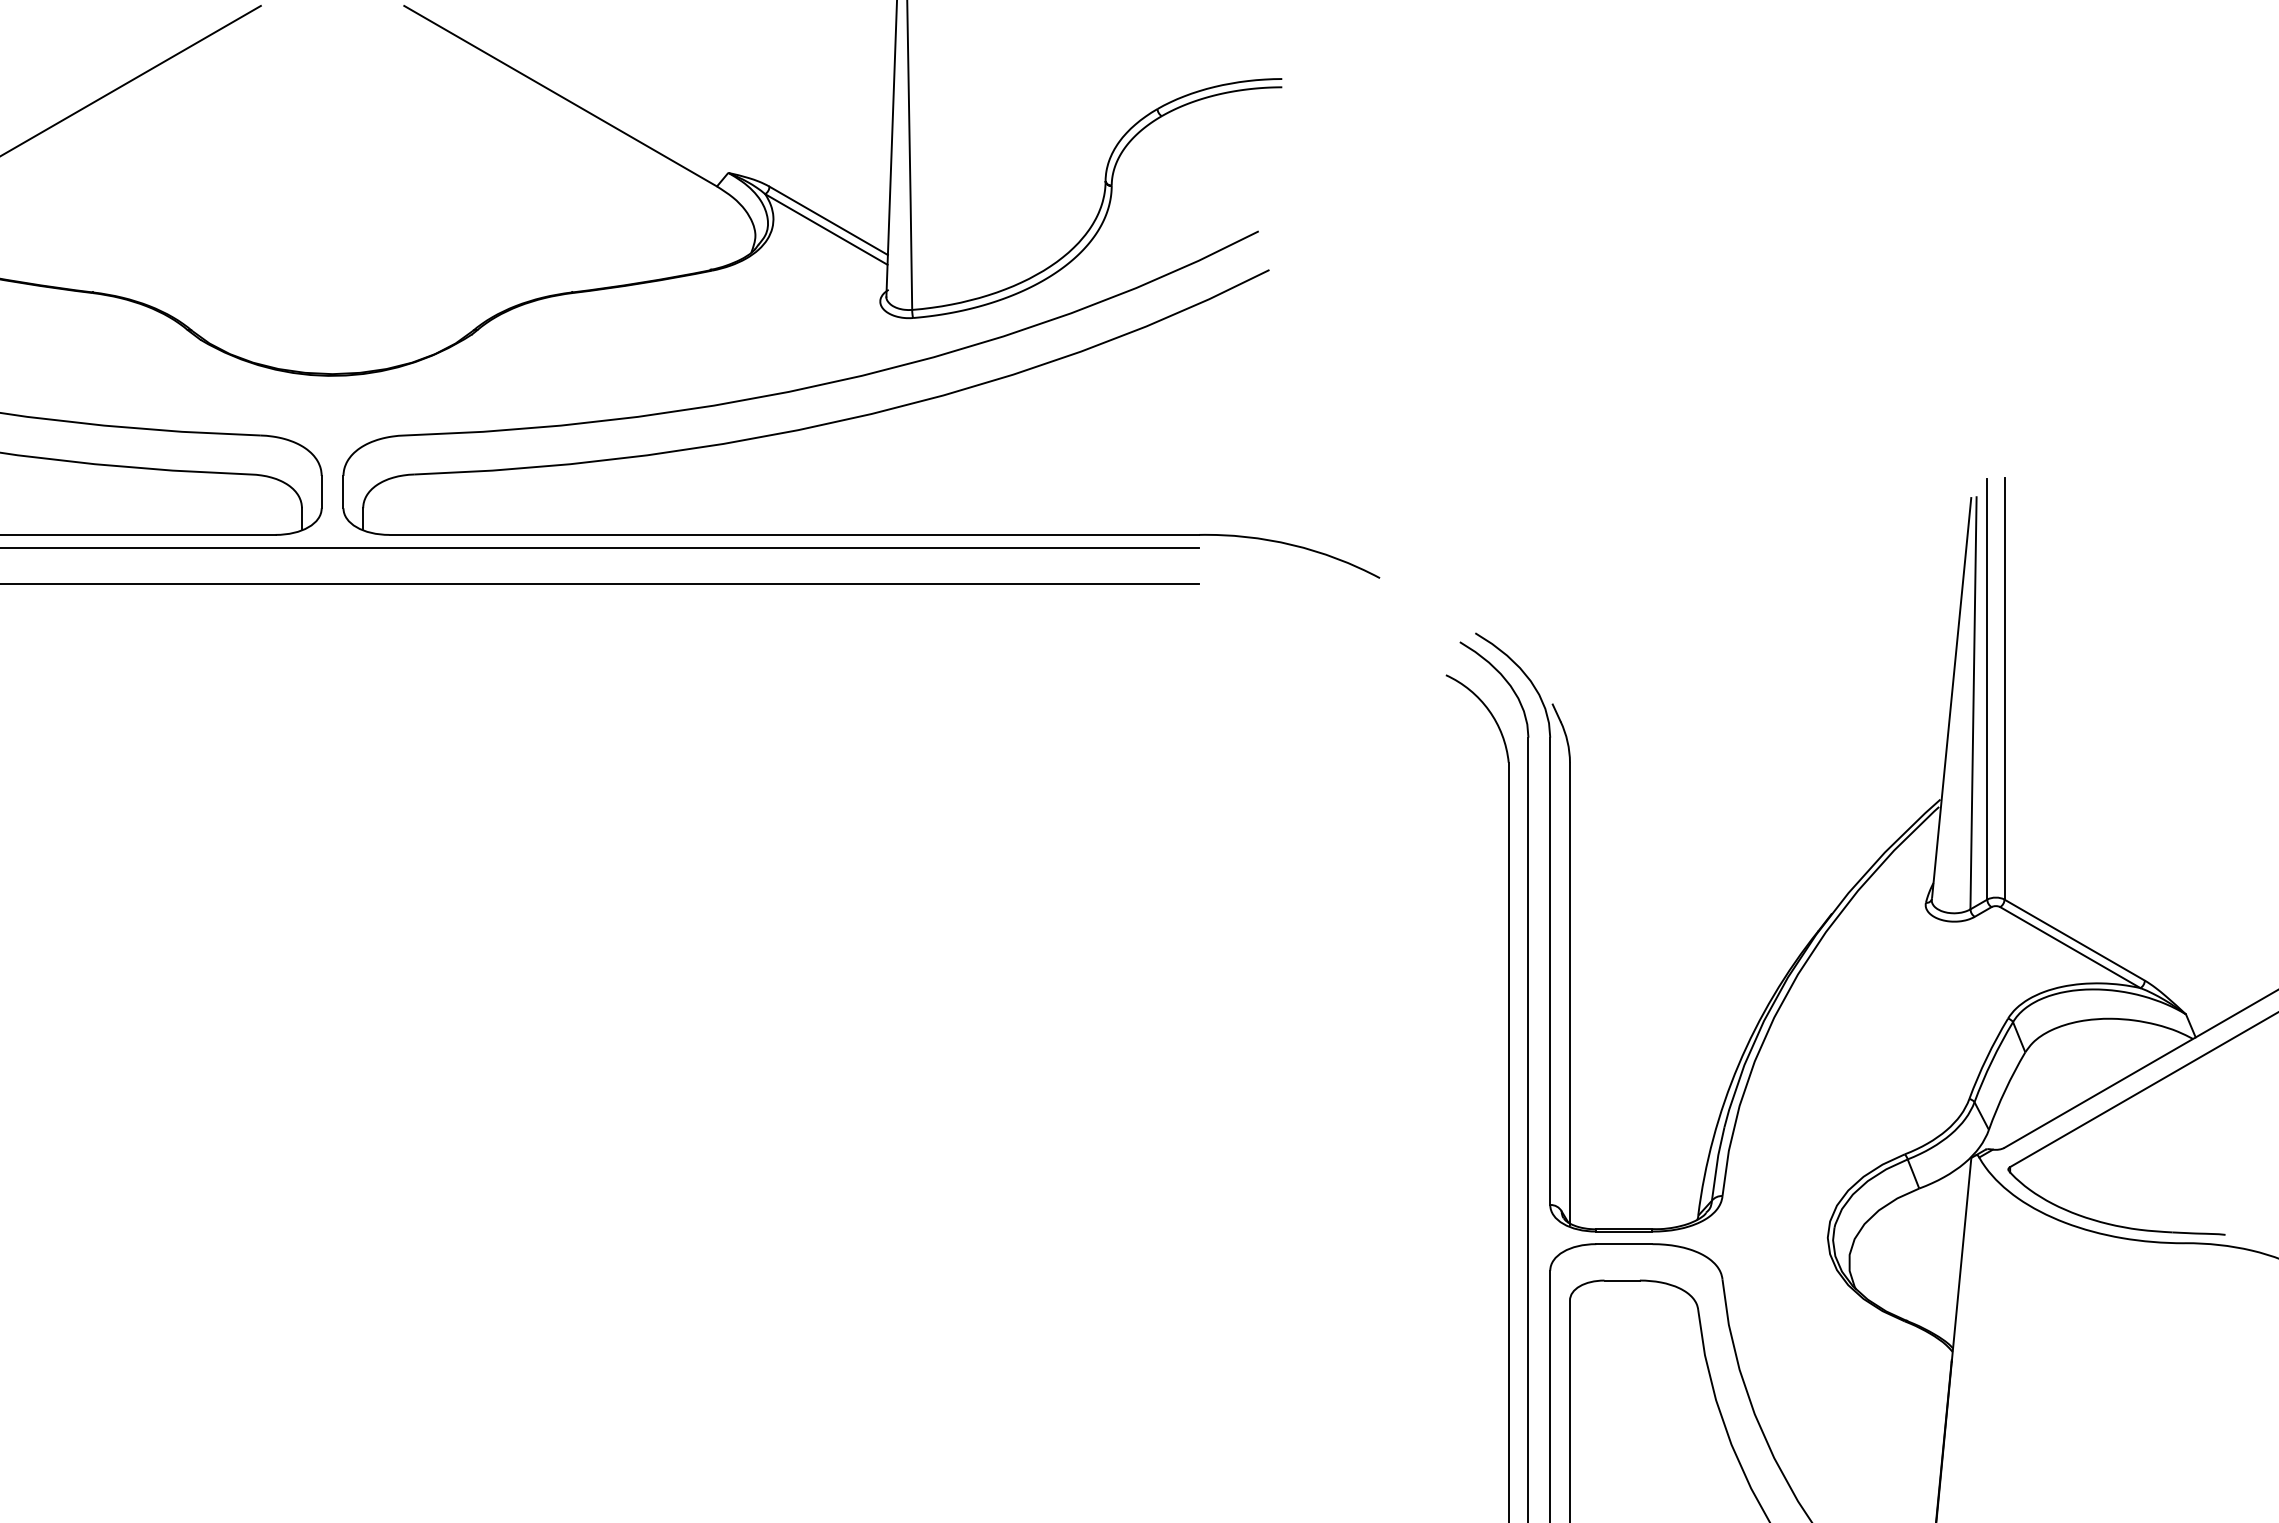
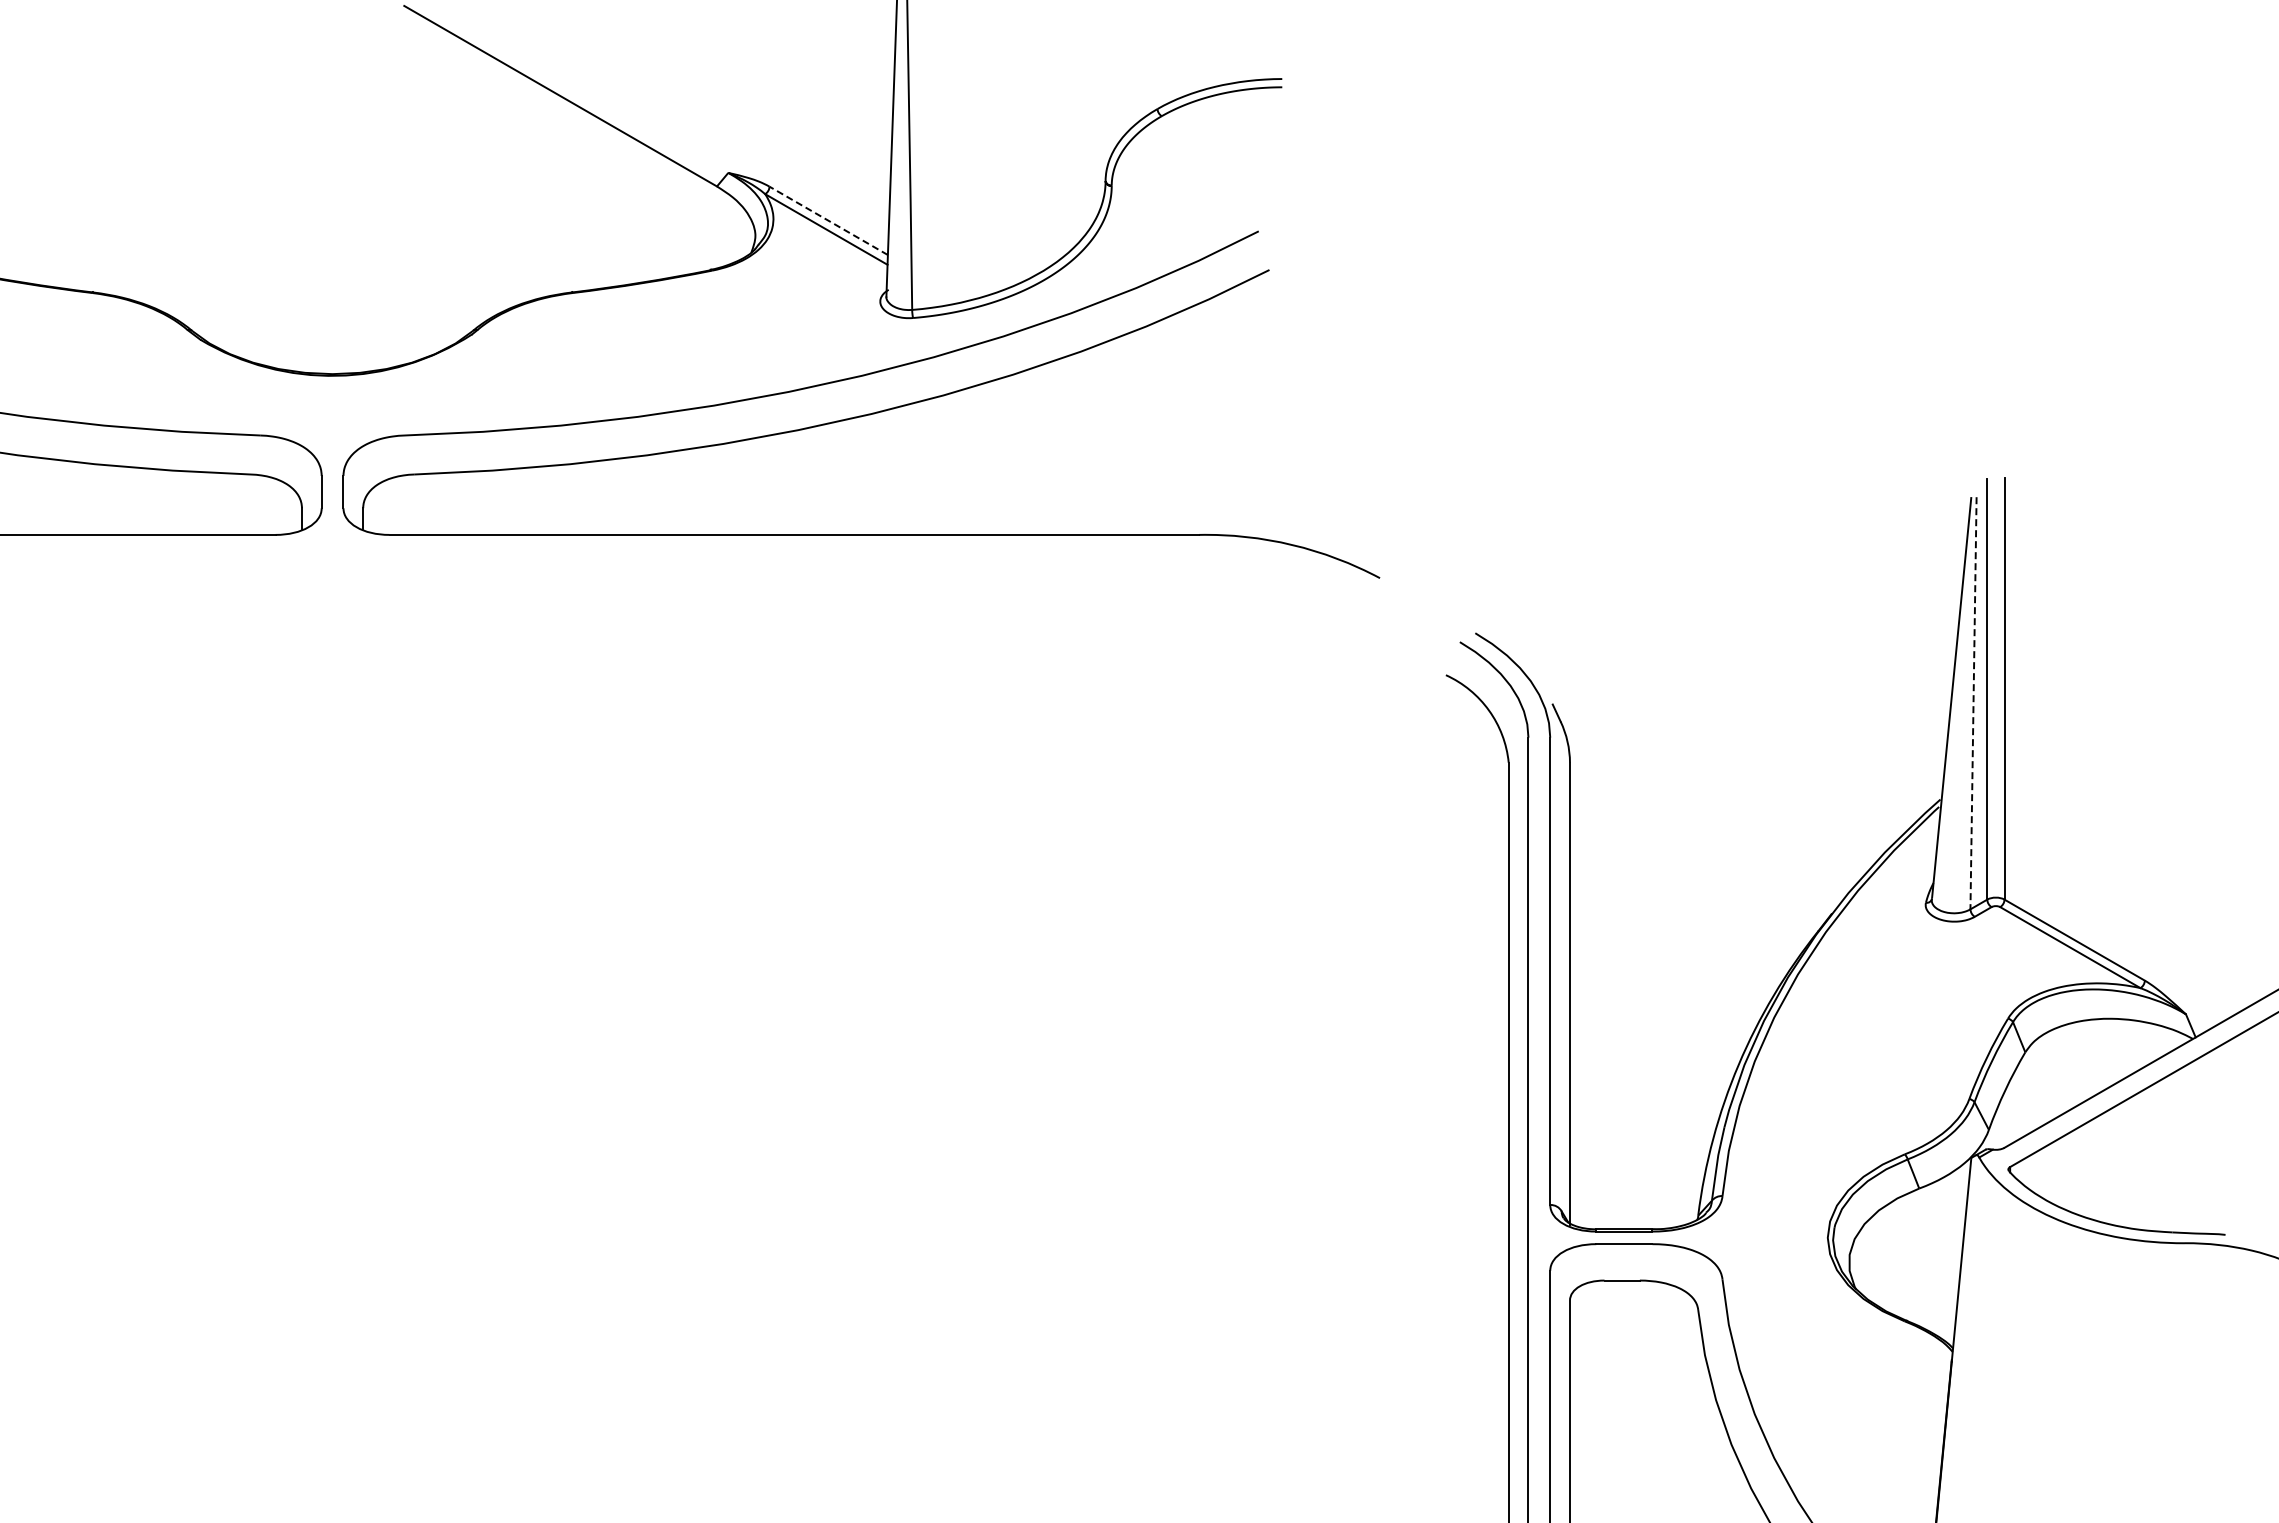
line: present -> none (131, 79)
line: solid -> dashed (828, 220)
line: present -> none (600, 547)
line: present -> none (600, 583)
line: solid -> dashed (1973, 703)
